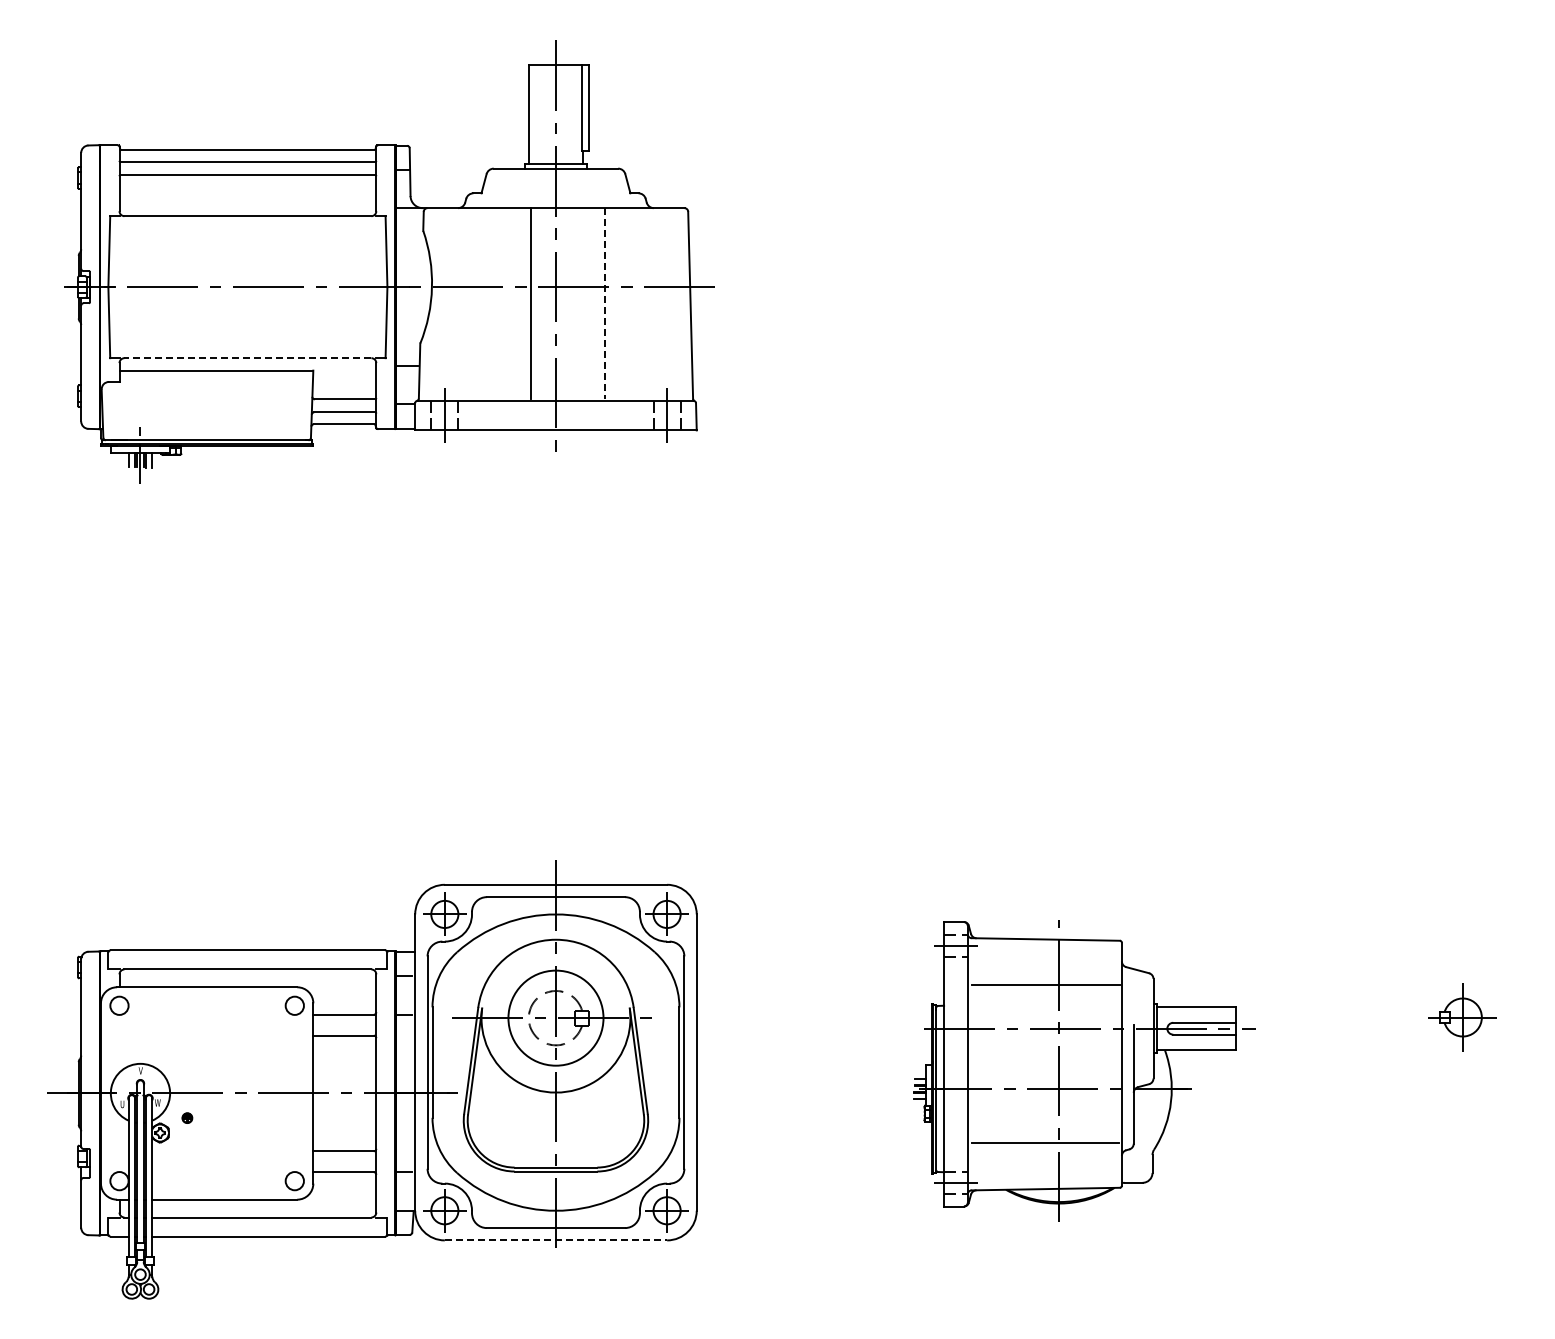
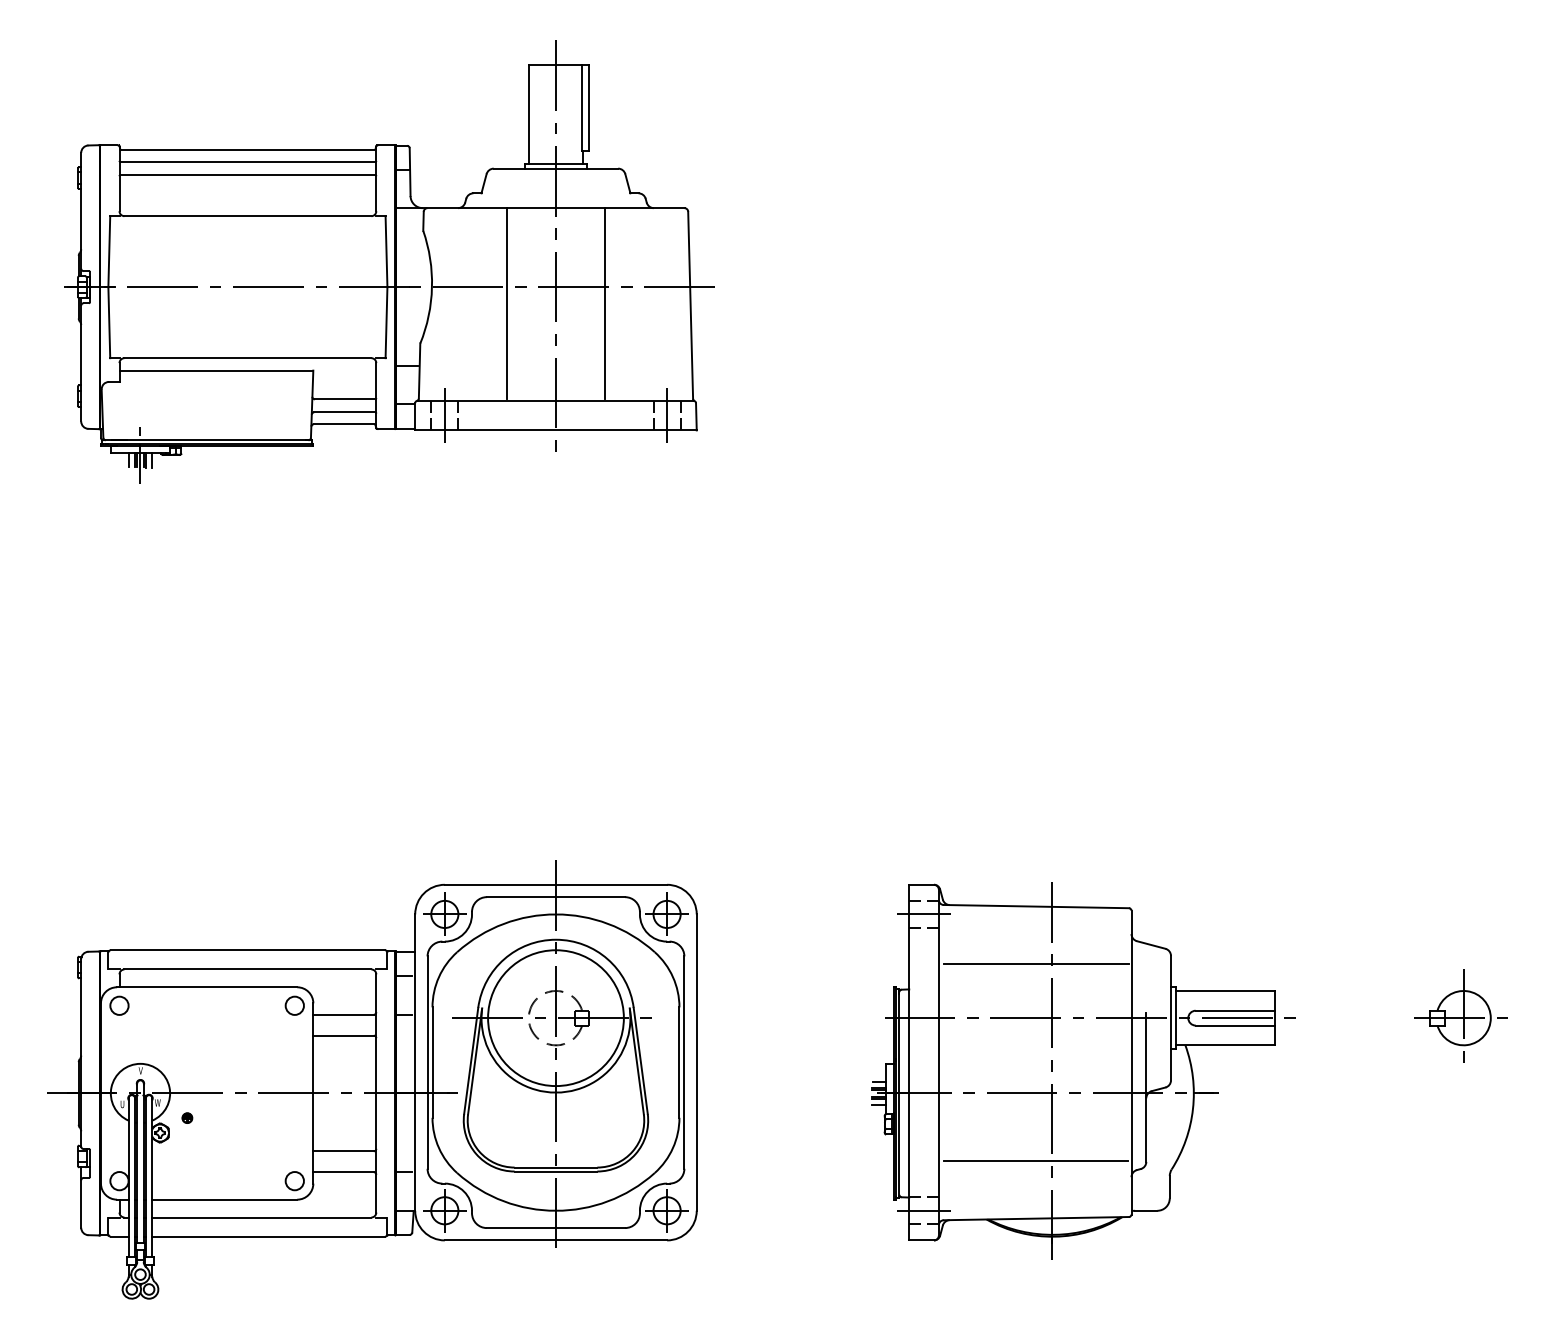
line position: (530, 303) -> (506, 303) (506, 303)
line: dashed -> solid (605, 303)
line: dashed -> solid (247, 358)
circle diameter: 95 px -> 136 px (555, 1018)
part size: 69x69 px -> 94x94 px (1460, 1015)
part size: 343x302 px -> 425x378 px (1083, 1070)
line: dashed -> solid (556, 1240)
